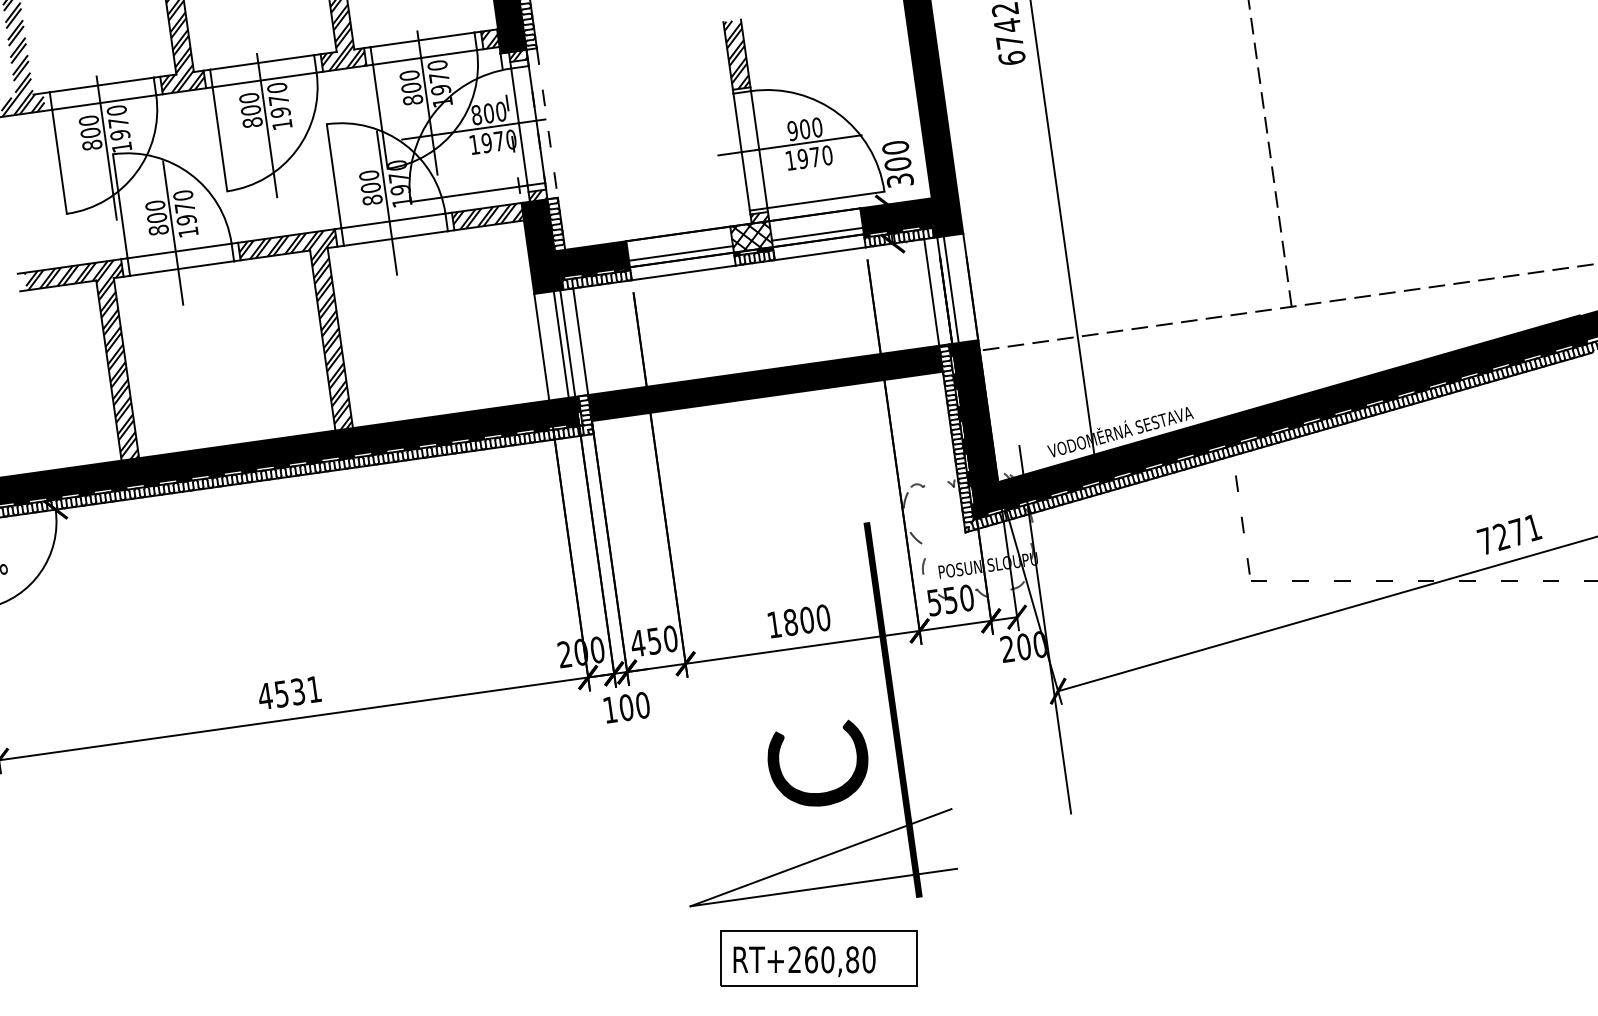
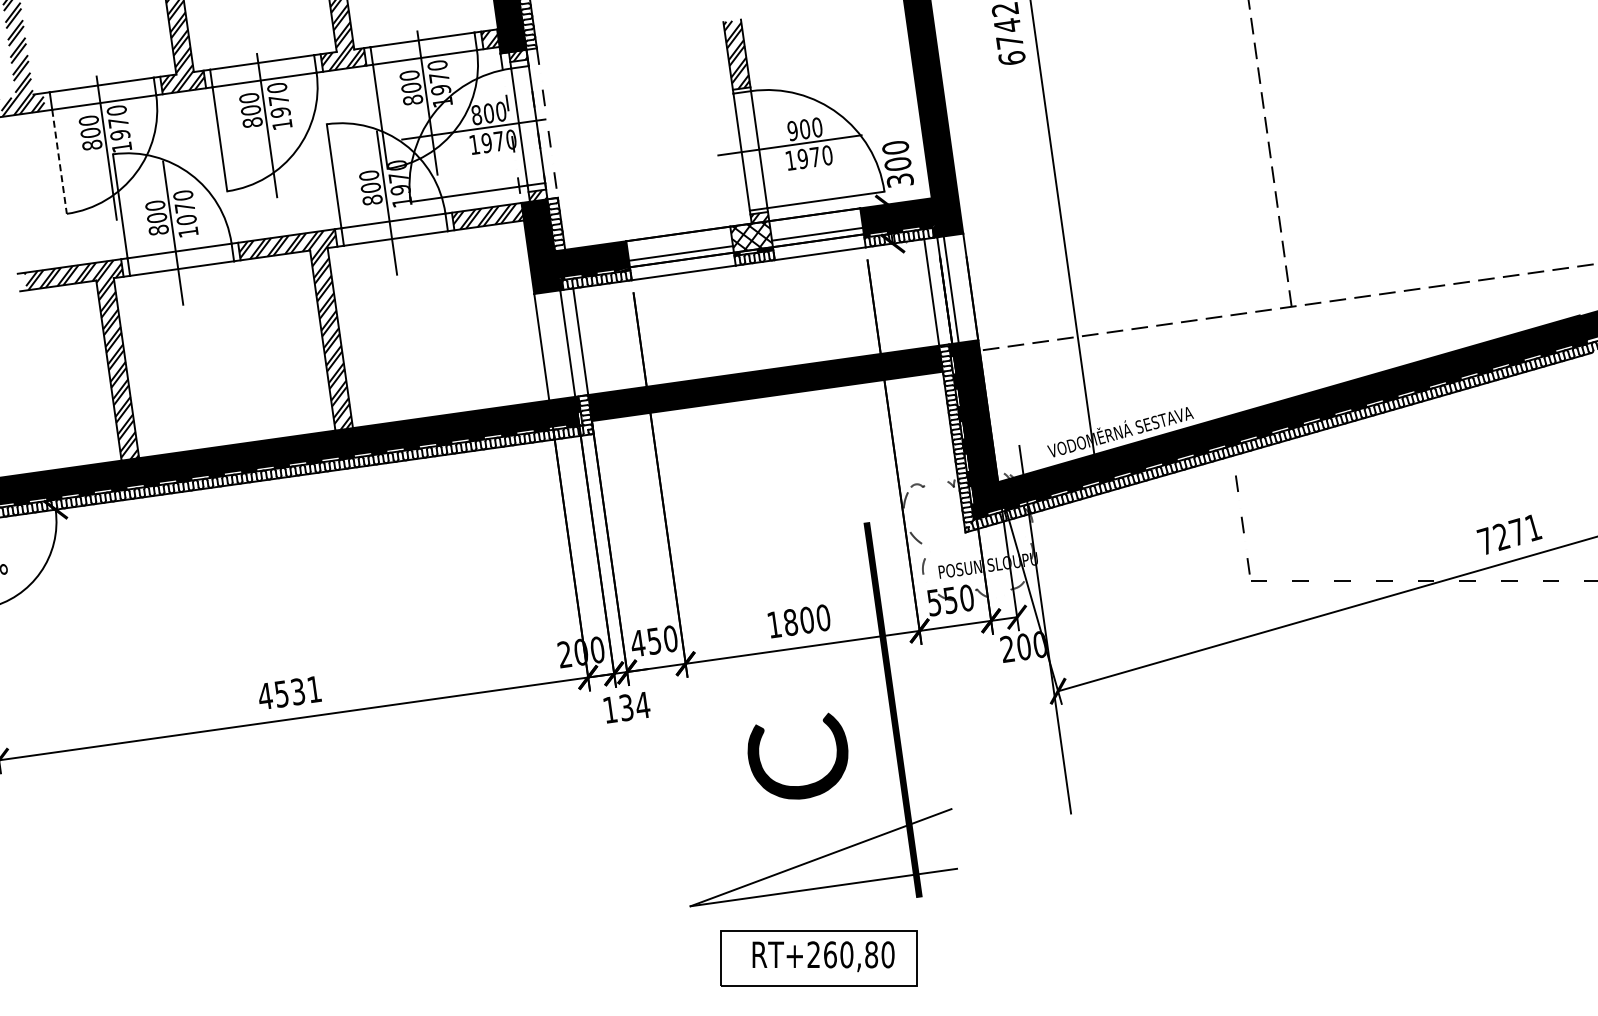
line: solid -> dashed (59, 161)
text: 1970 -> 1070 (186, 220)
line: present -> none (560, 344)
text: 100 -> 134 (634, 706)
text position: (817, 762) -> (797, 755) (797, 755)
text position: (804, 961) -> (823, 956) (823, 956)
